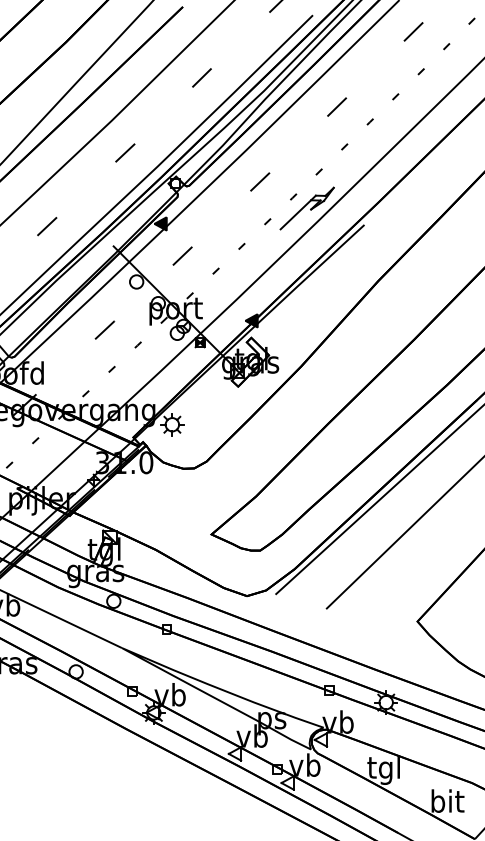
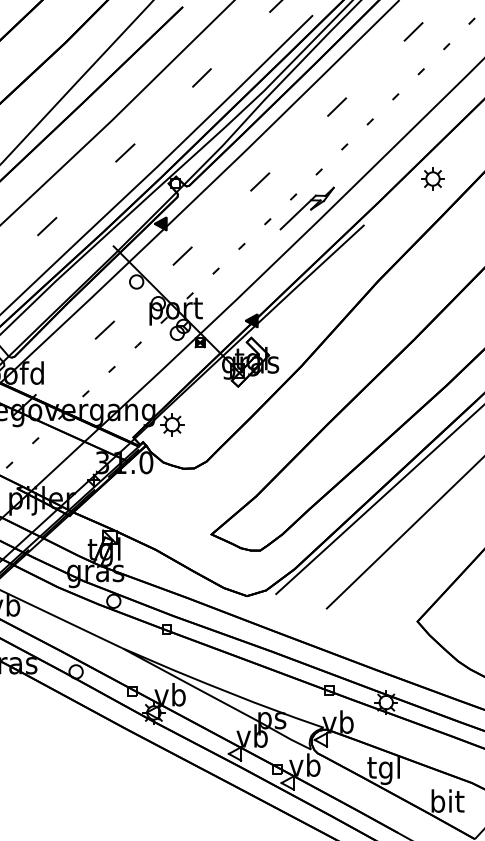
part: none -> present (432, 178)
